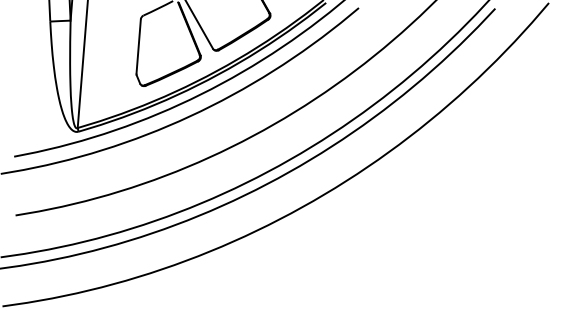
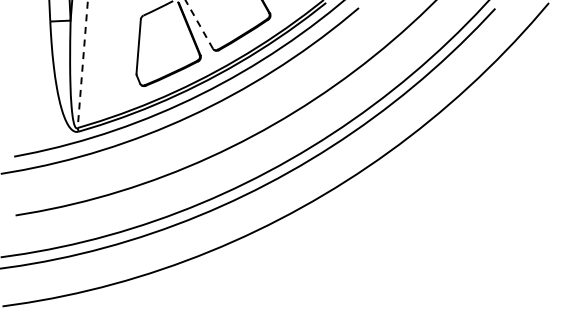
line: solid -> dashed (199, 24)
line: solid -> dashed (82, 64)
